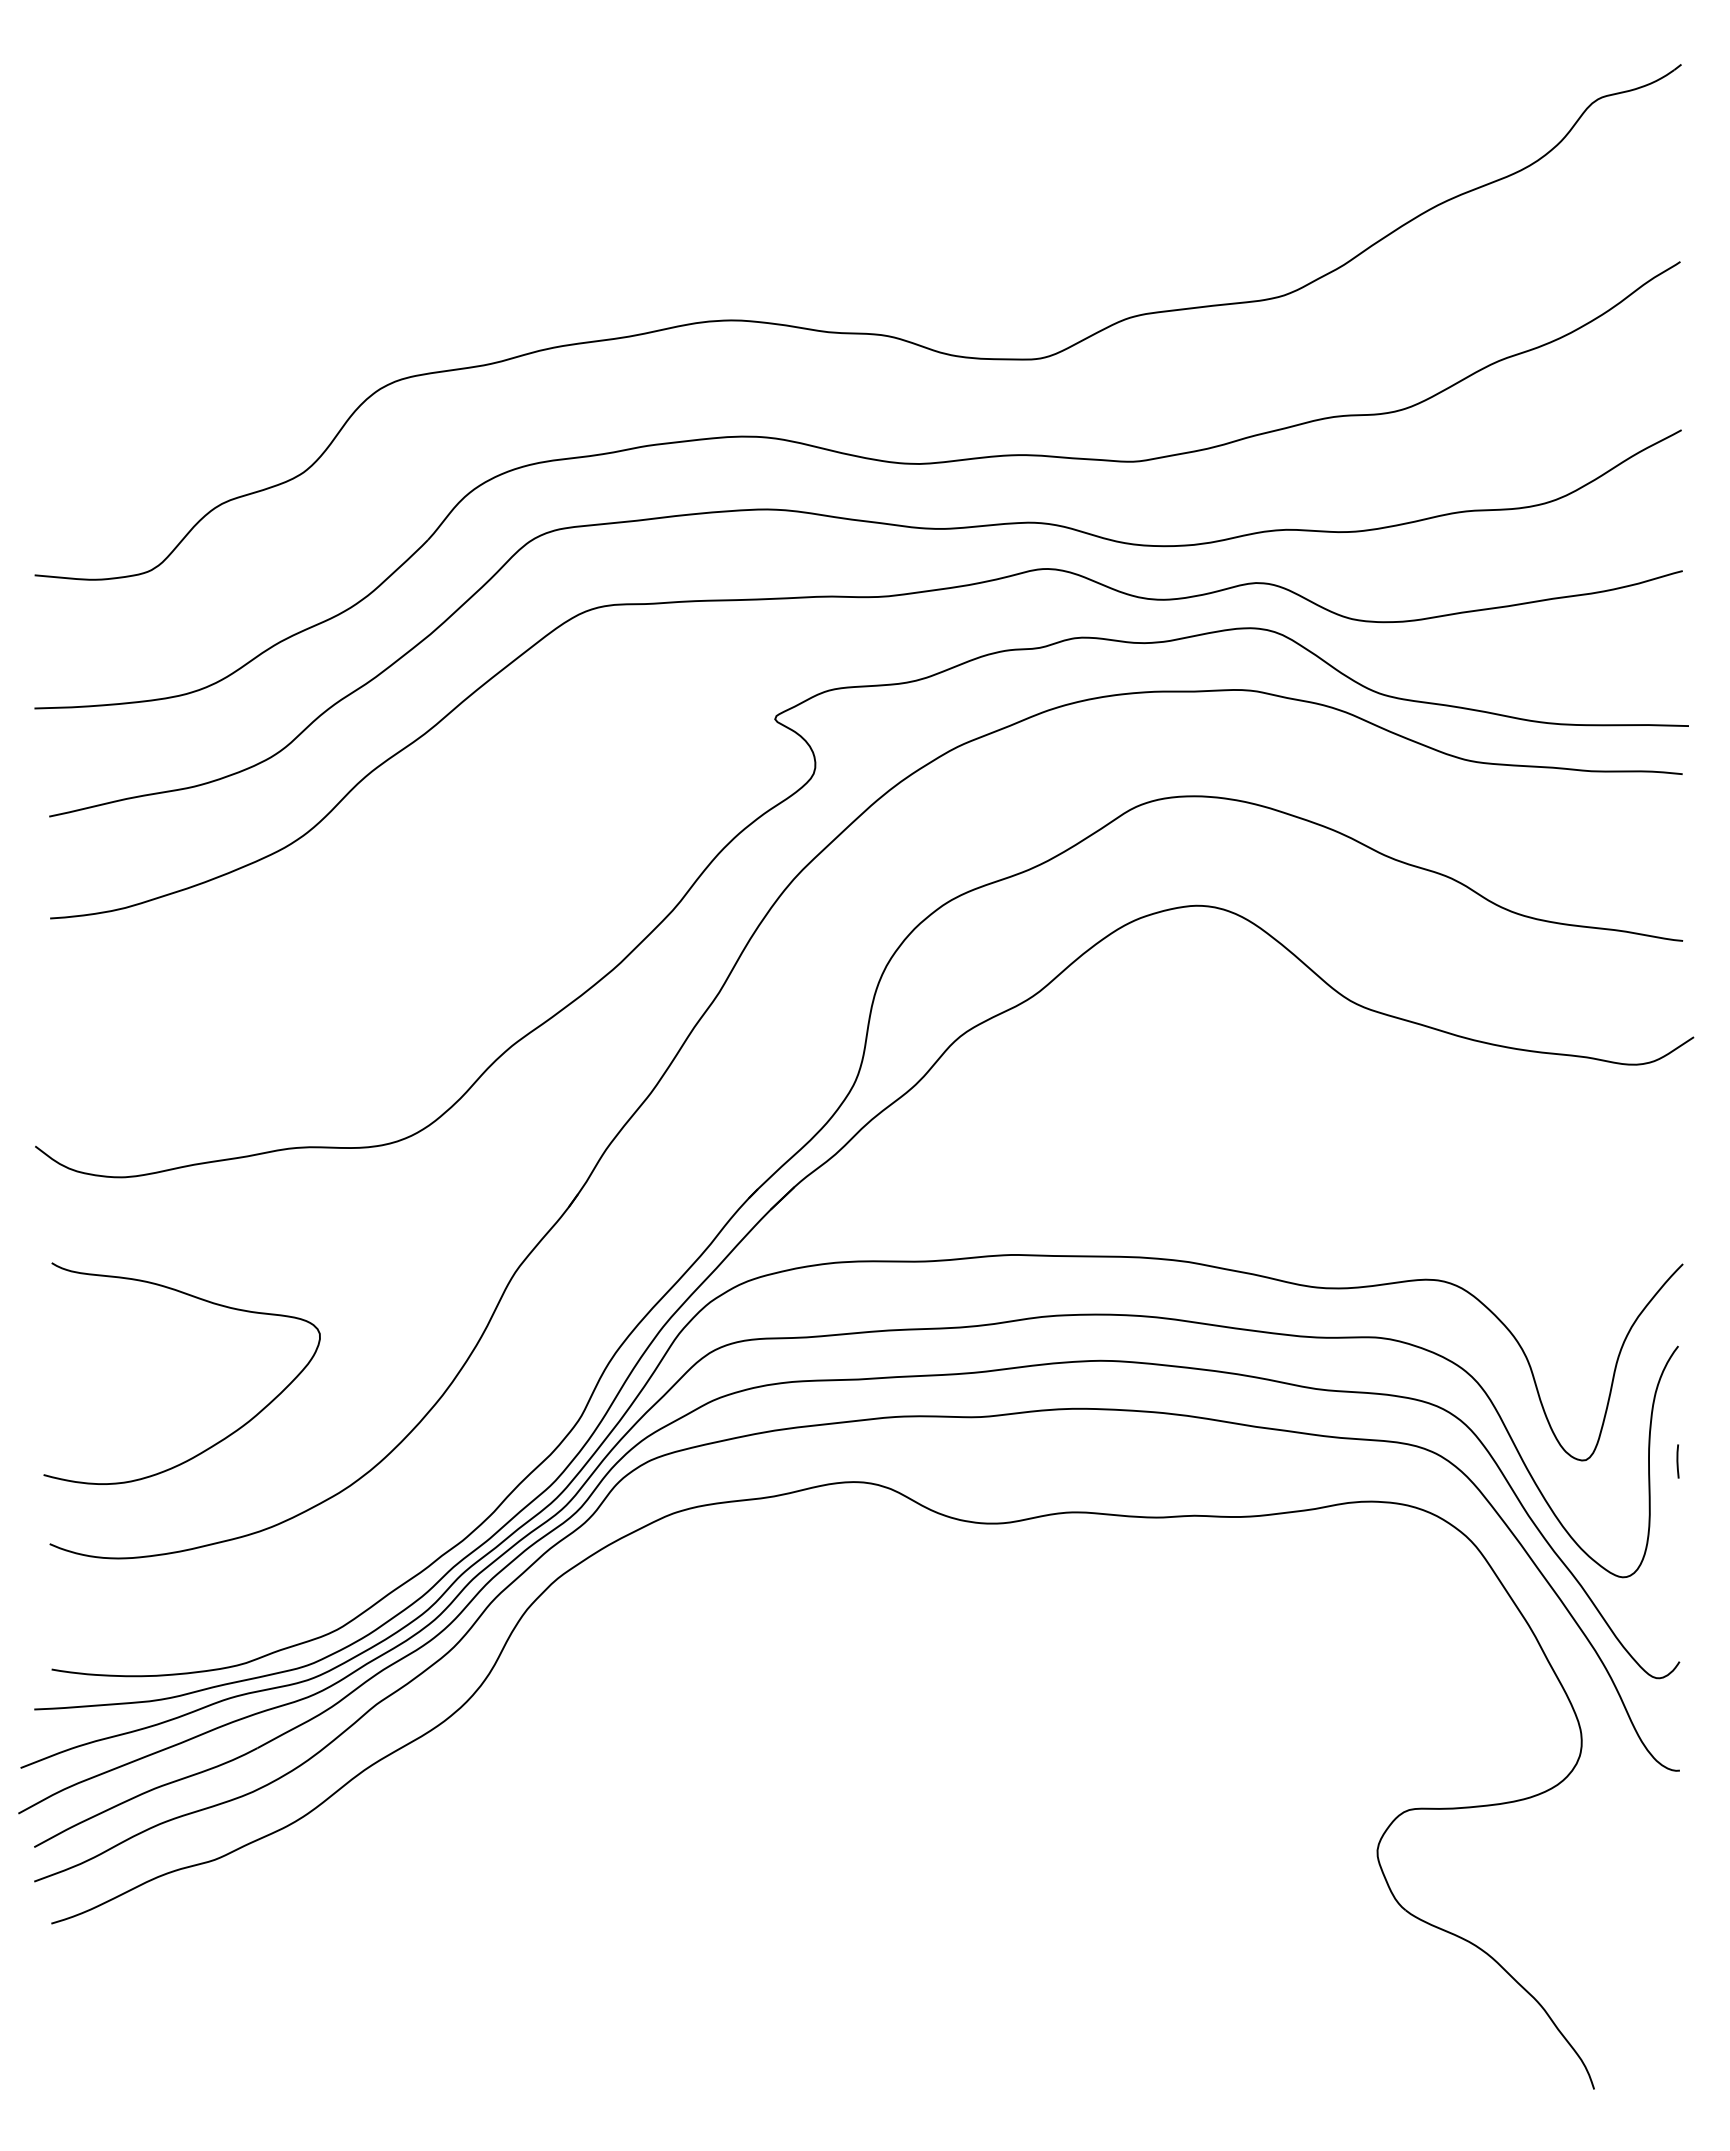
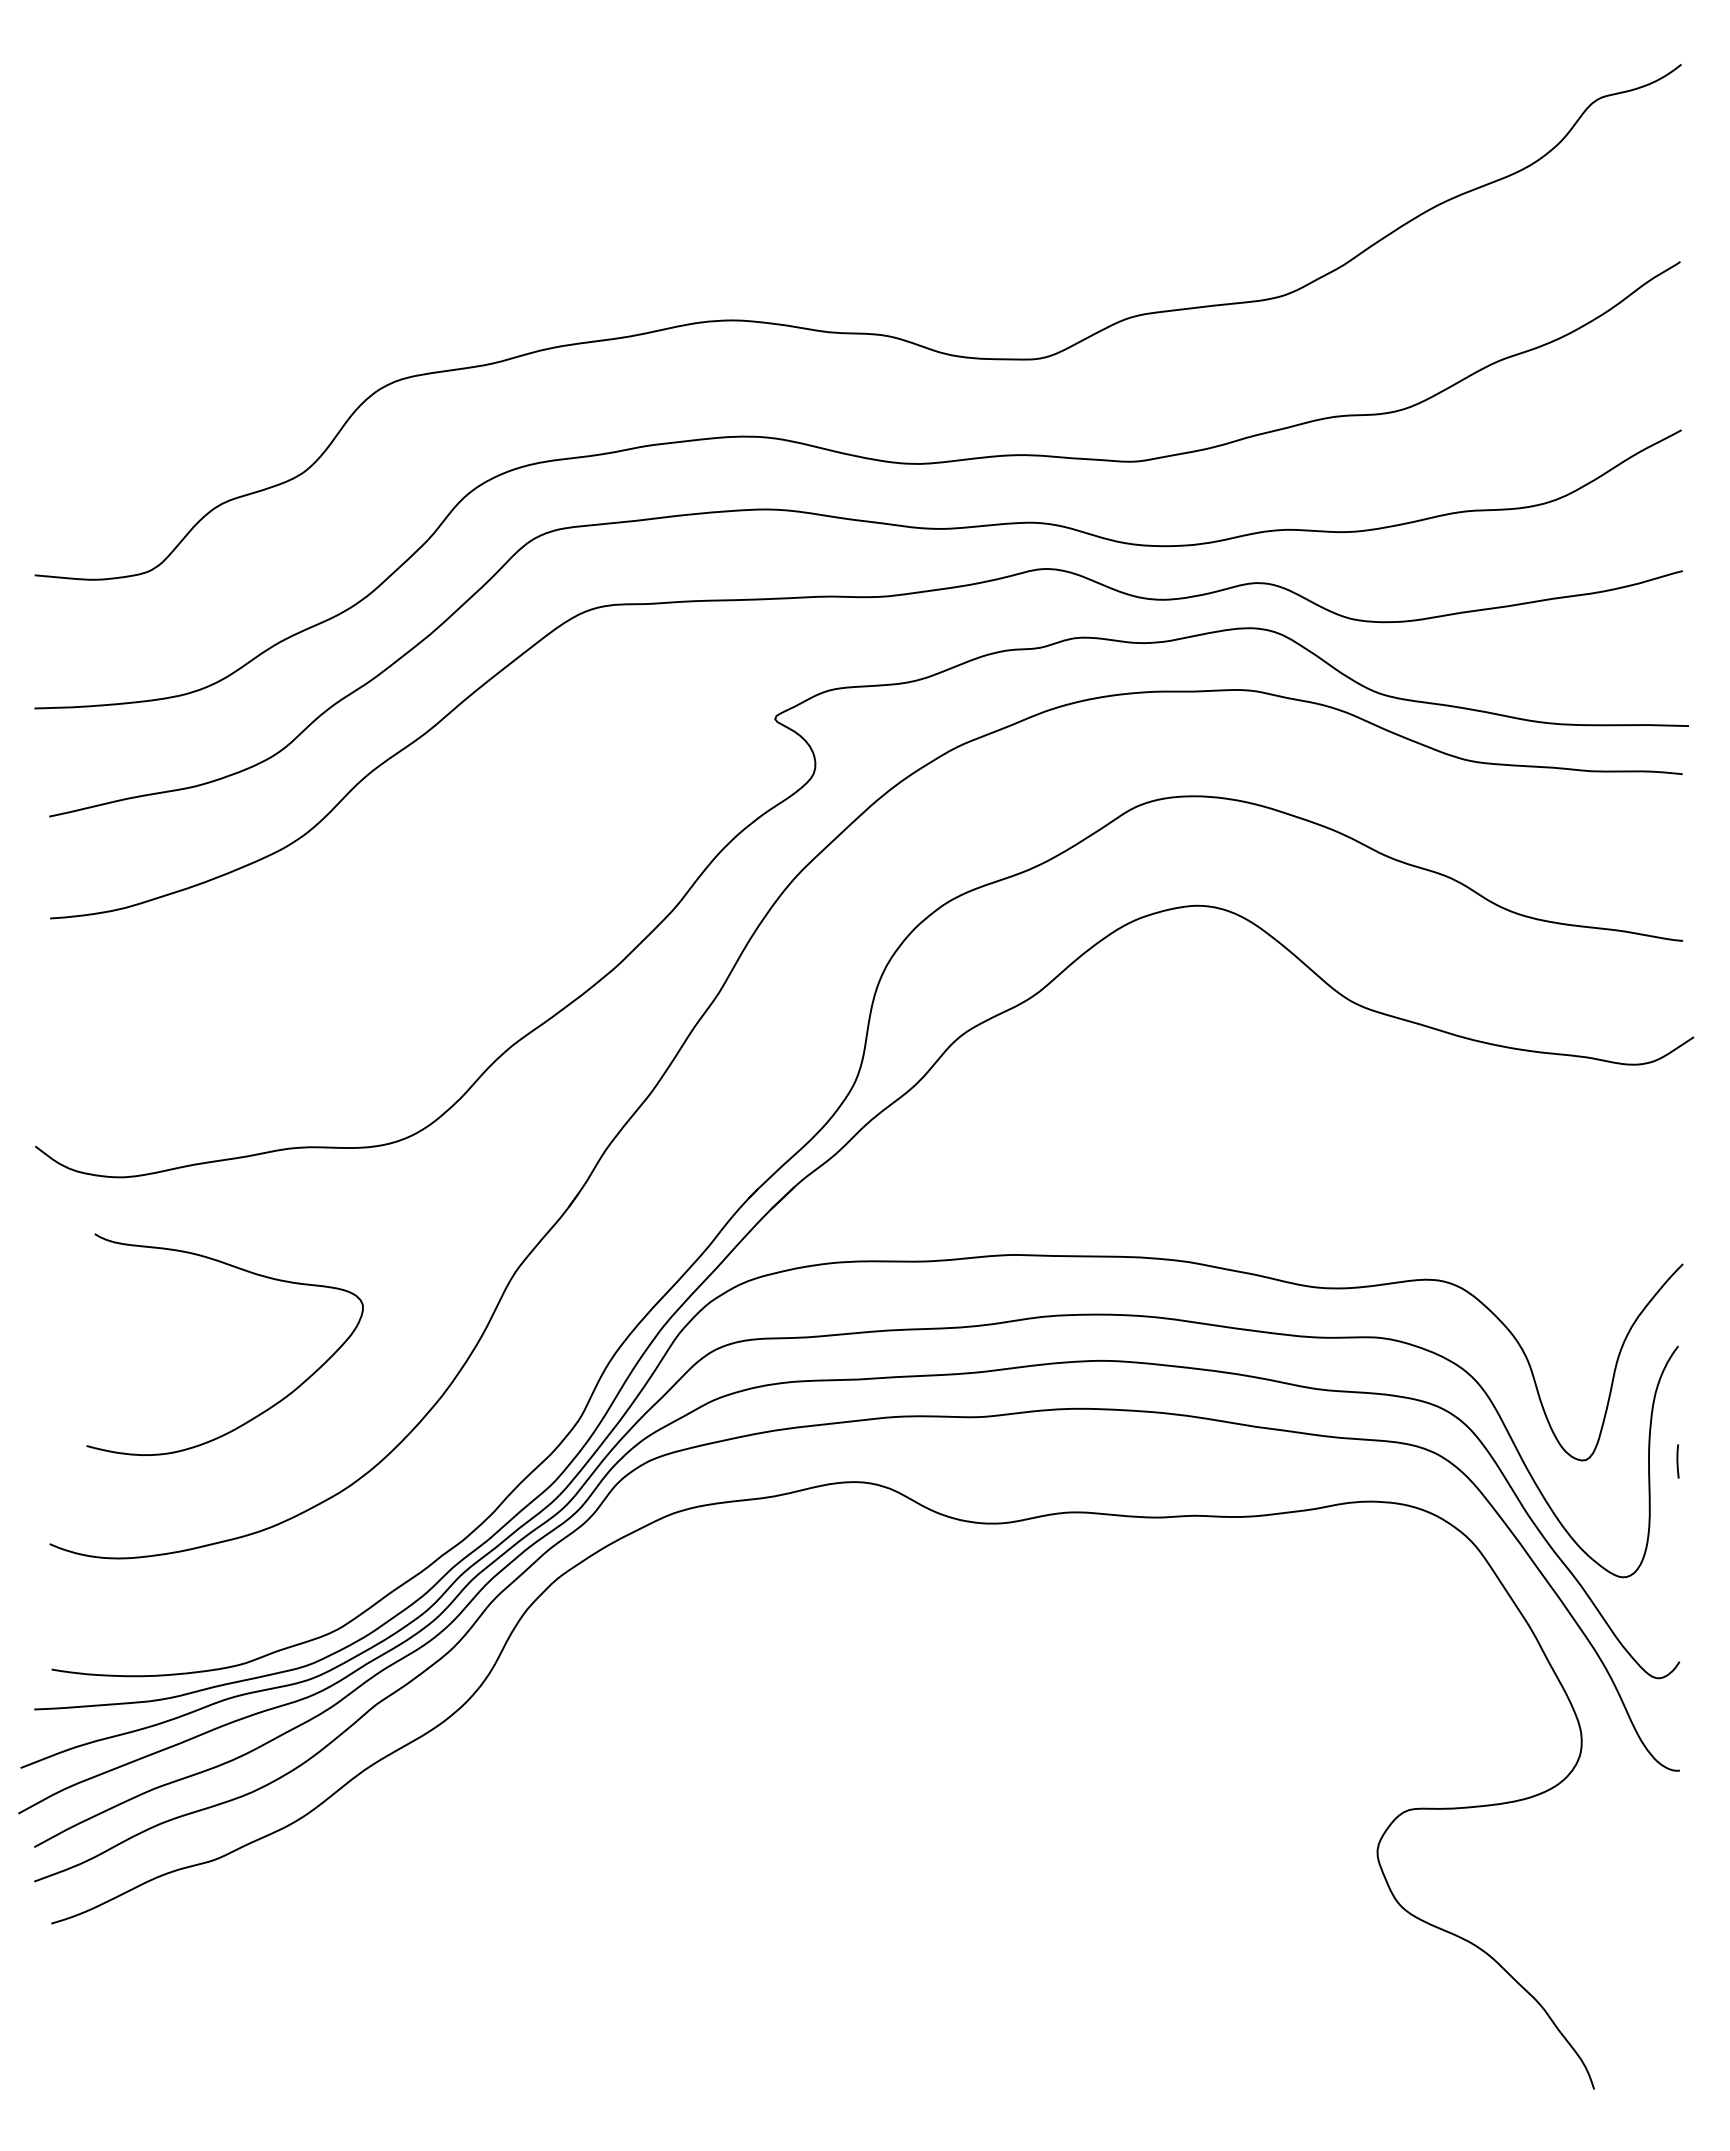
curve position: (204, 1301) -> (247, 1272) (247, 1272)
